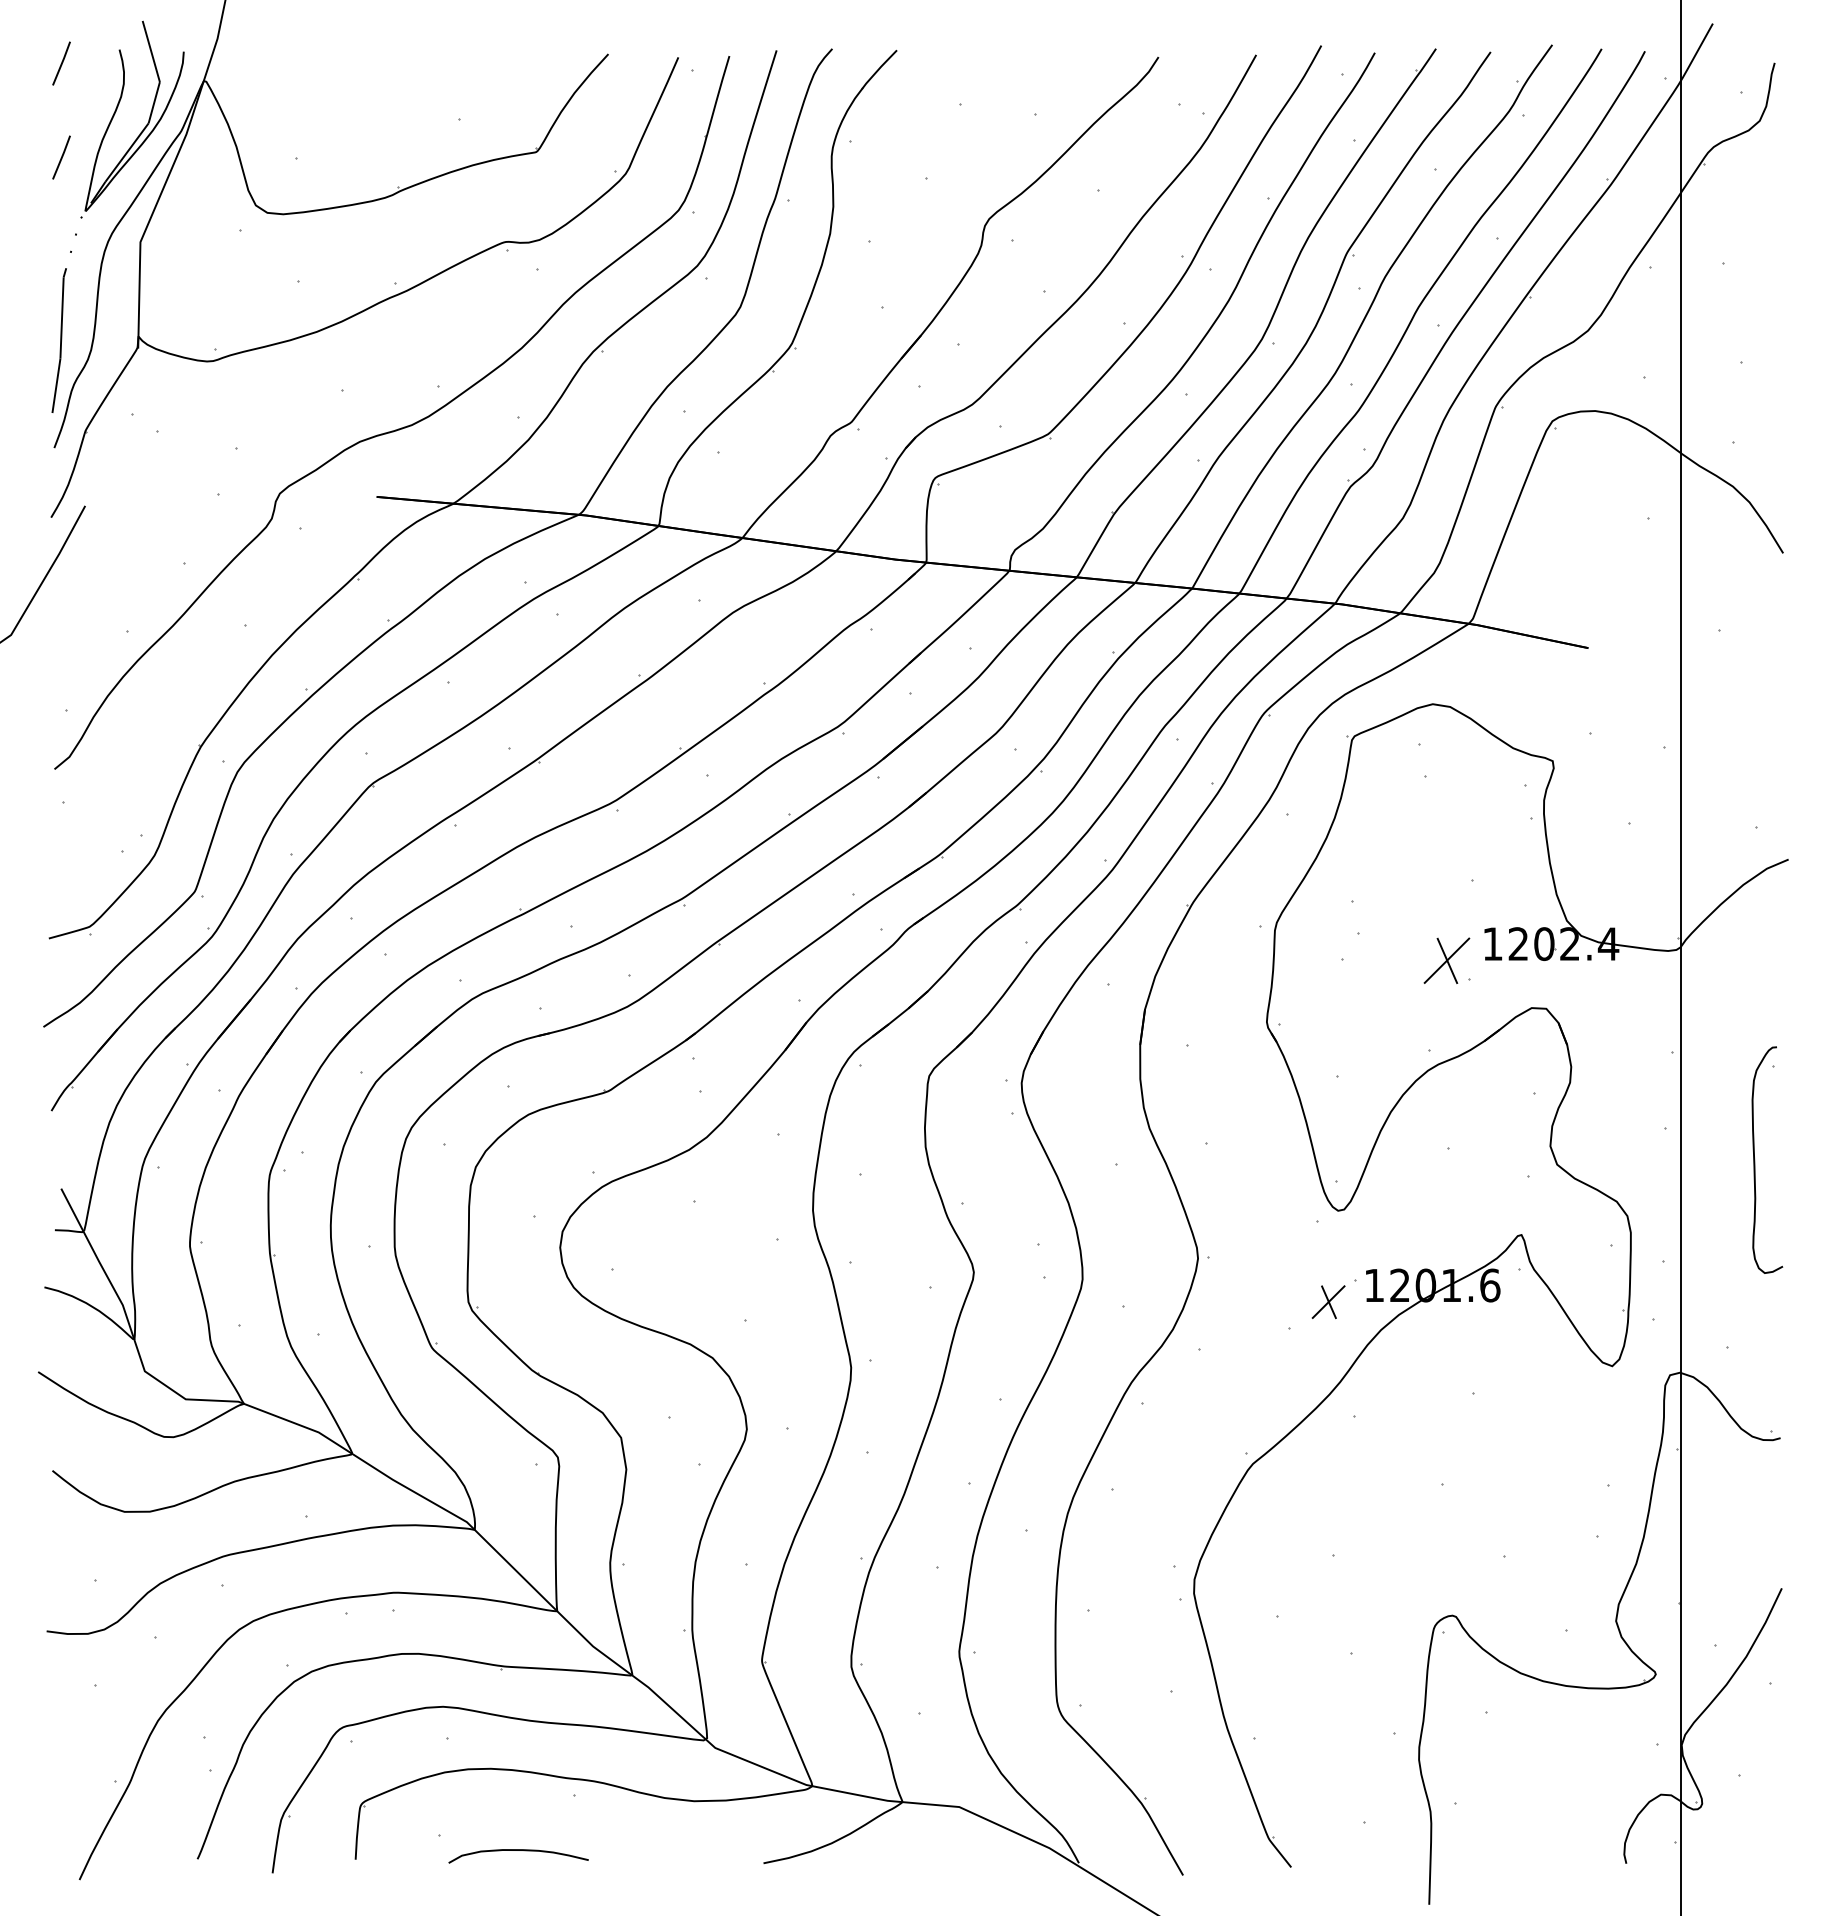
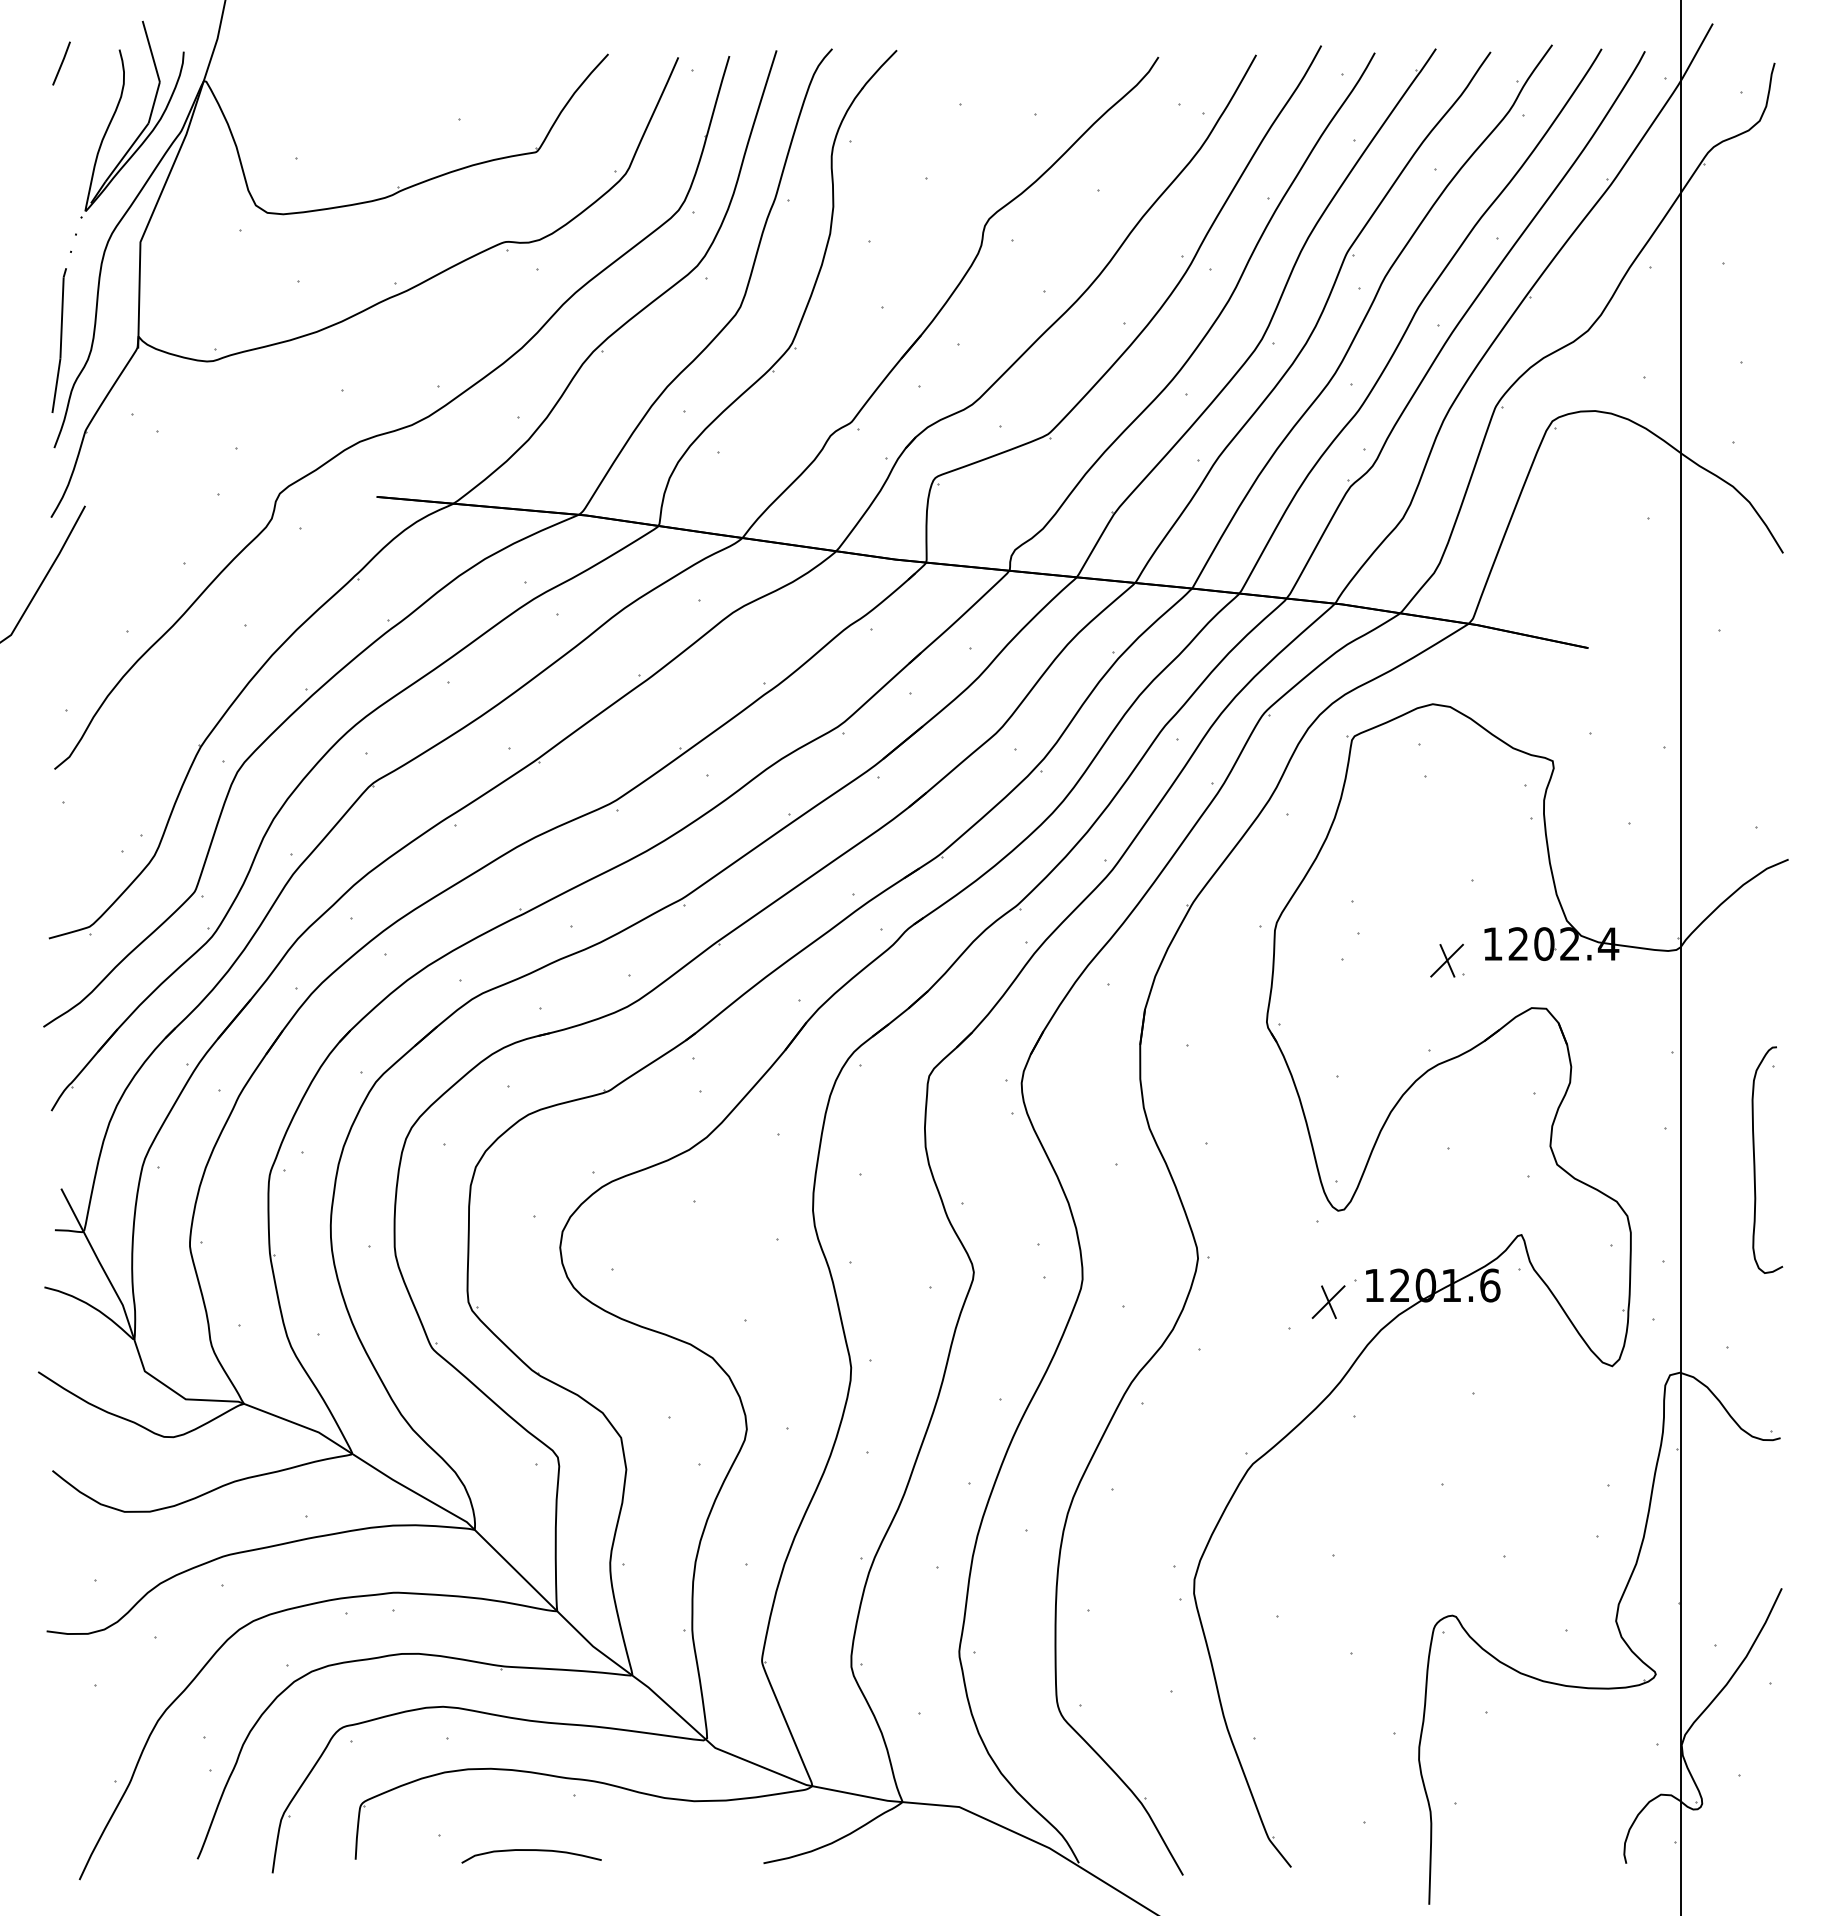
line: present -> none (61, 157)
part size: 48x47 px -> 35x35 px (1447, 960)
curve position: (518, 1850) -> (531, 1850) (531, 1850)
